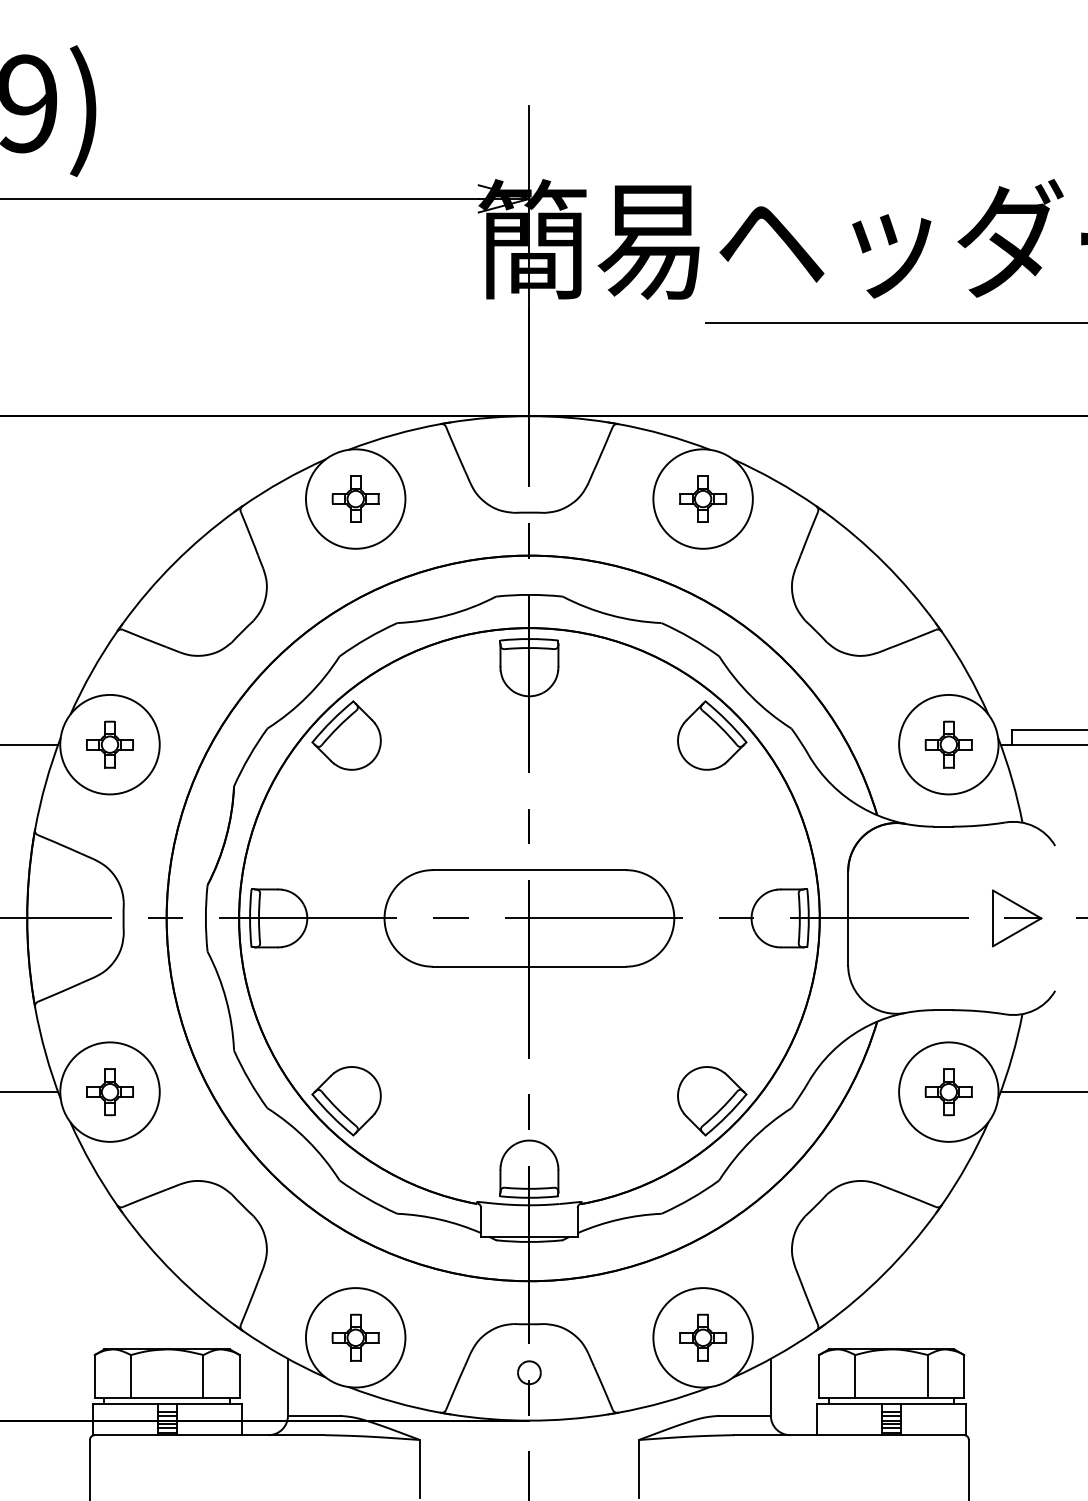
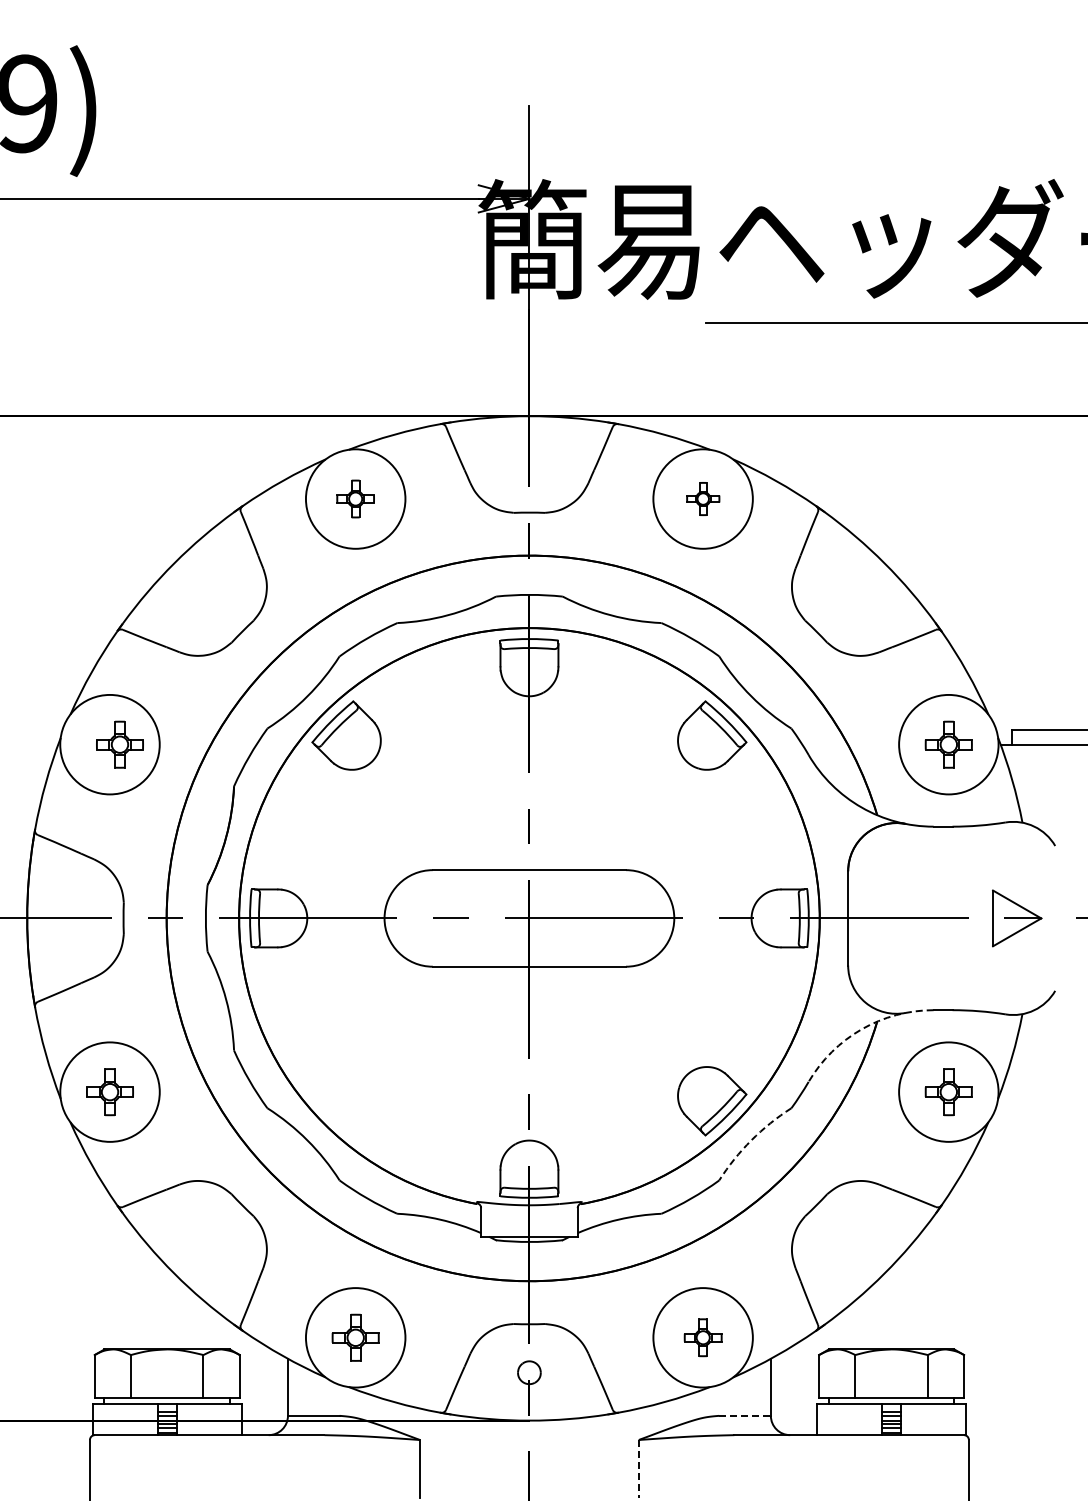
part size: 49x48 px -> 39x40 px (355, 498)
part size: 49x48 px -> 35x34 px (703, 498)
line: present -> none (30, 744)
part position: (109, 744) -> (119, 744) (119, 744)
arc: solid -> dashed (861, 1029)
line: present -> none (30, 1092)
line: present -> none (1042, 1092)
part: present -> none (346, 1101)
arc: solid -> dashed (751, 1140)
part size: 49x49 px -> 40x40 px (702, 1337)
line: solid -> dashed (745, 1415)
line: solid -> dashed (638, 1468)
